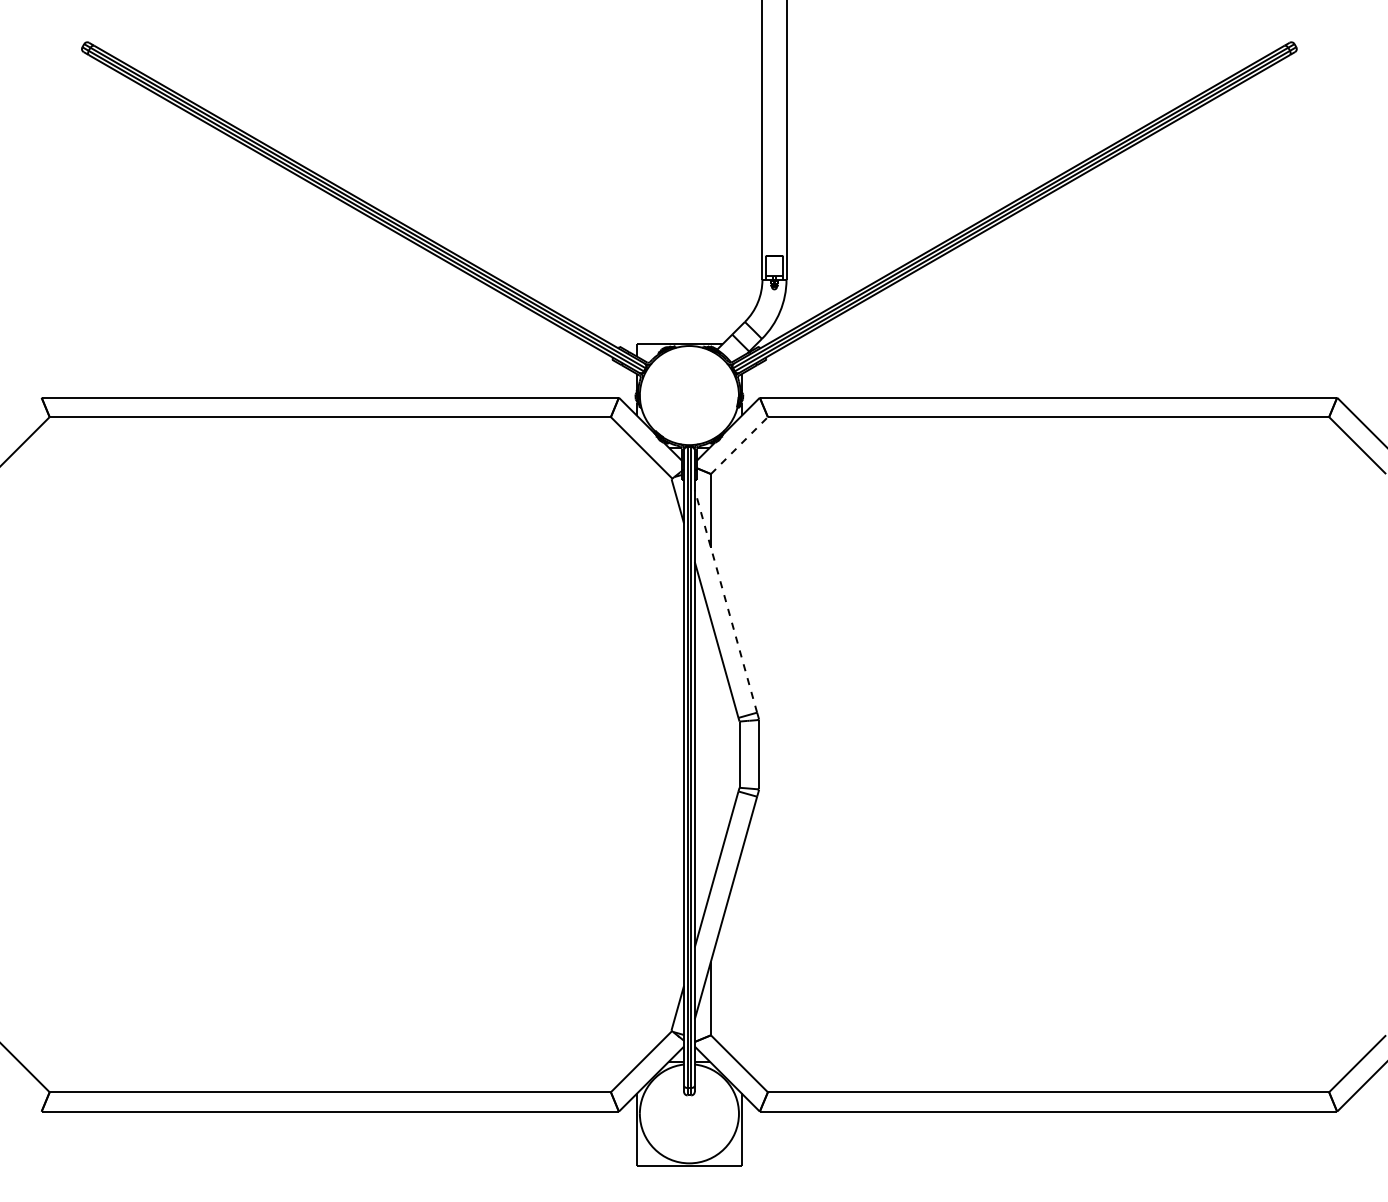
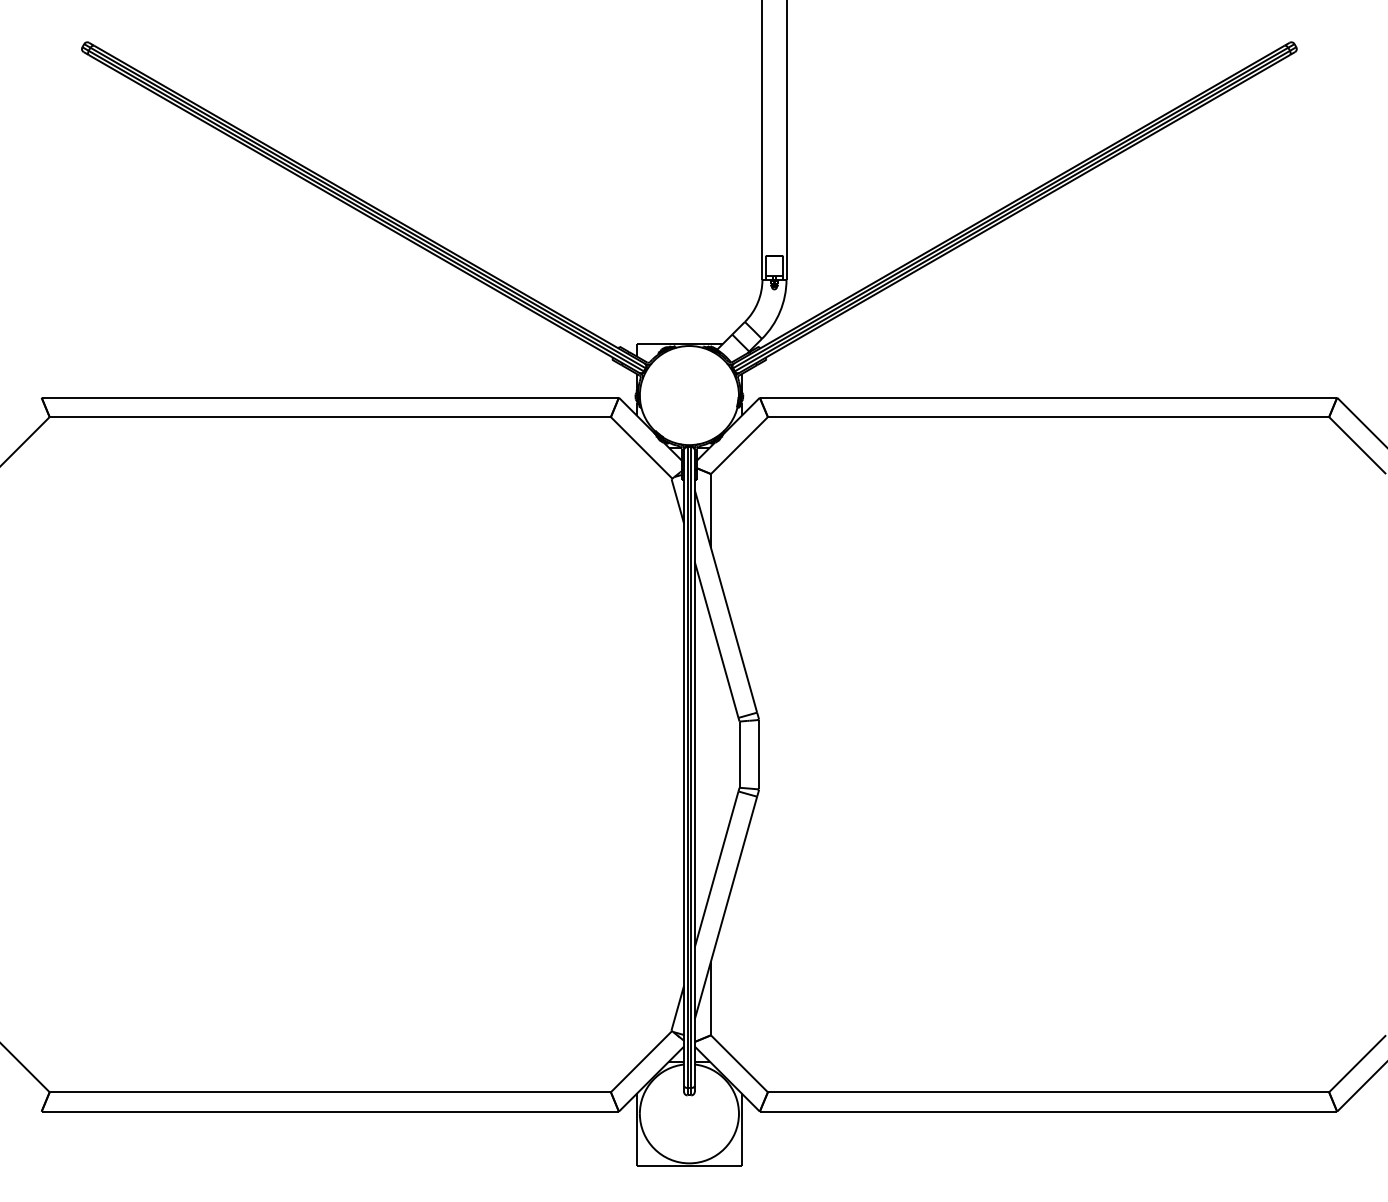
line: dashed -> solid (739, 445)
line: dashed -> solid (725, 601)
